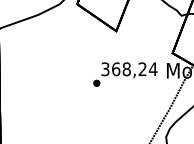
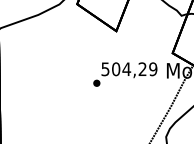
text: 368,24 -> 504,29 (129, 69)
